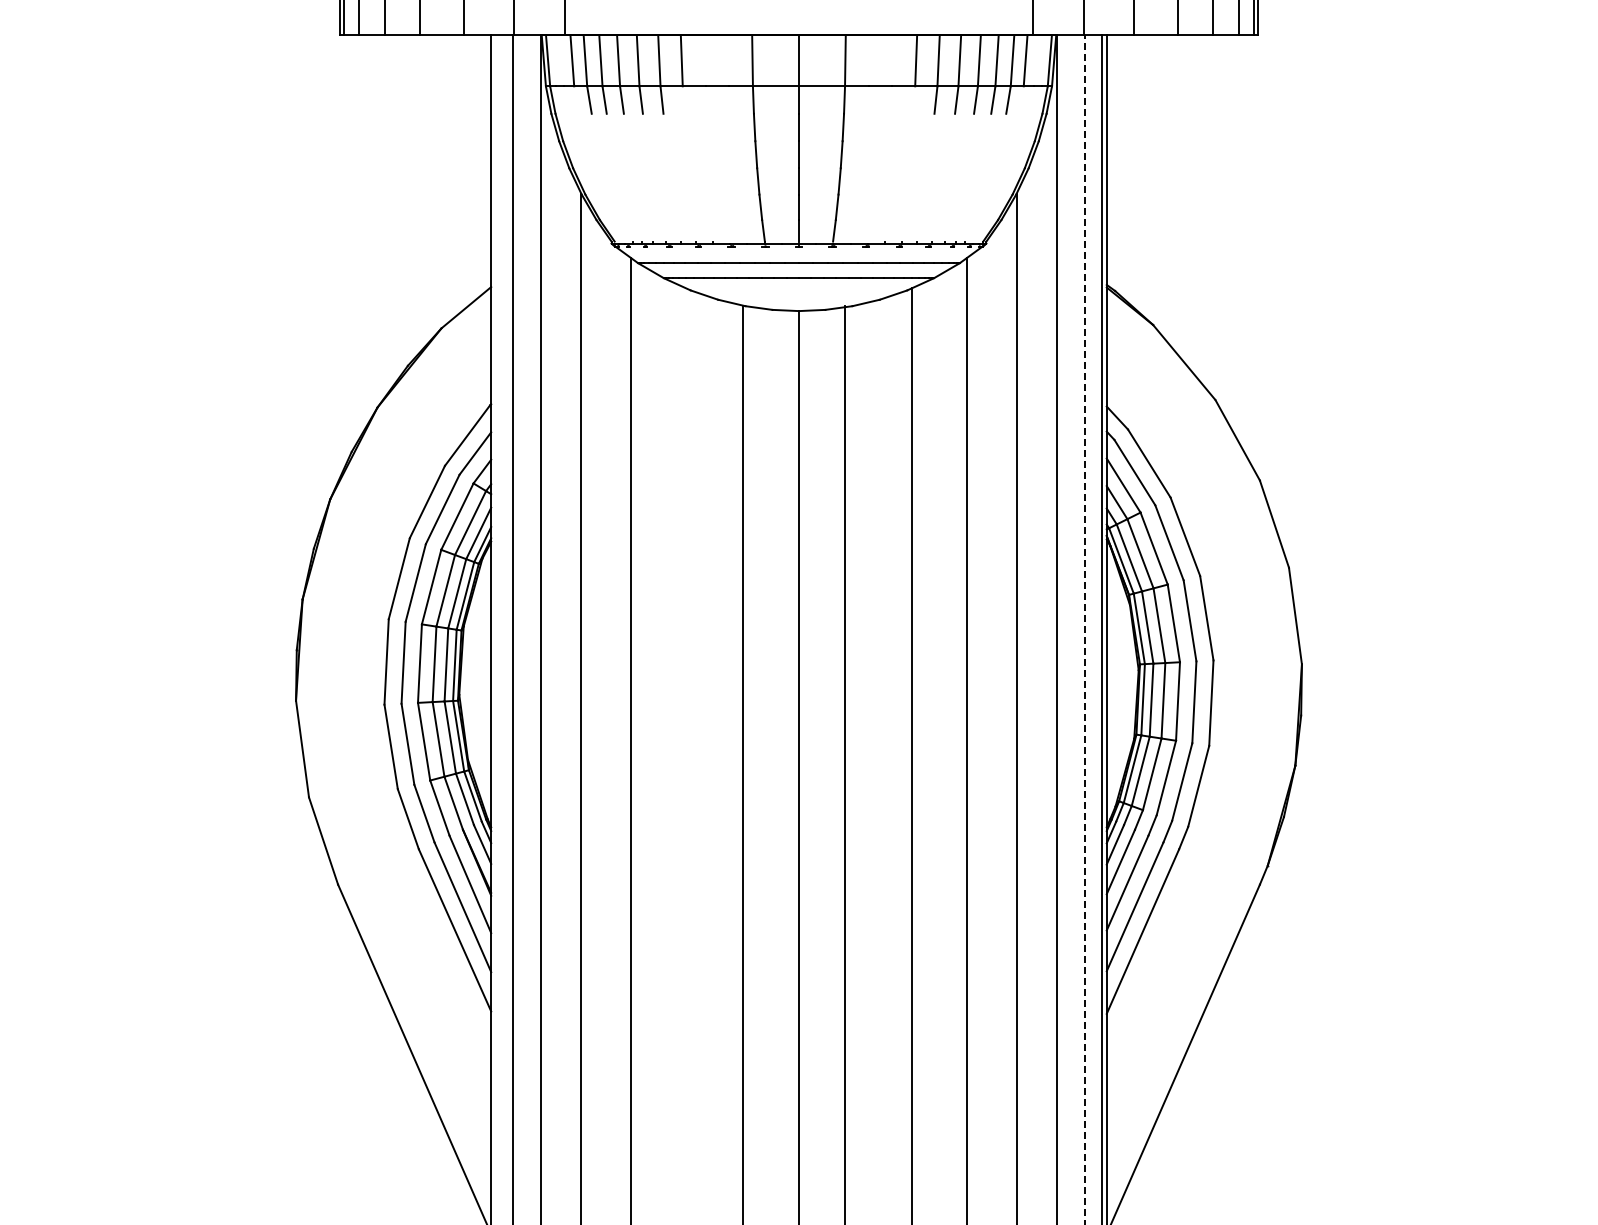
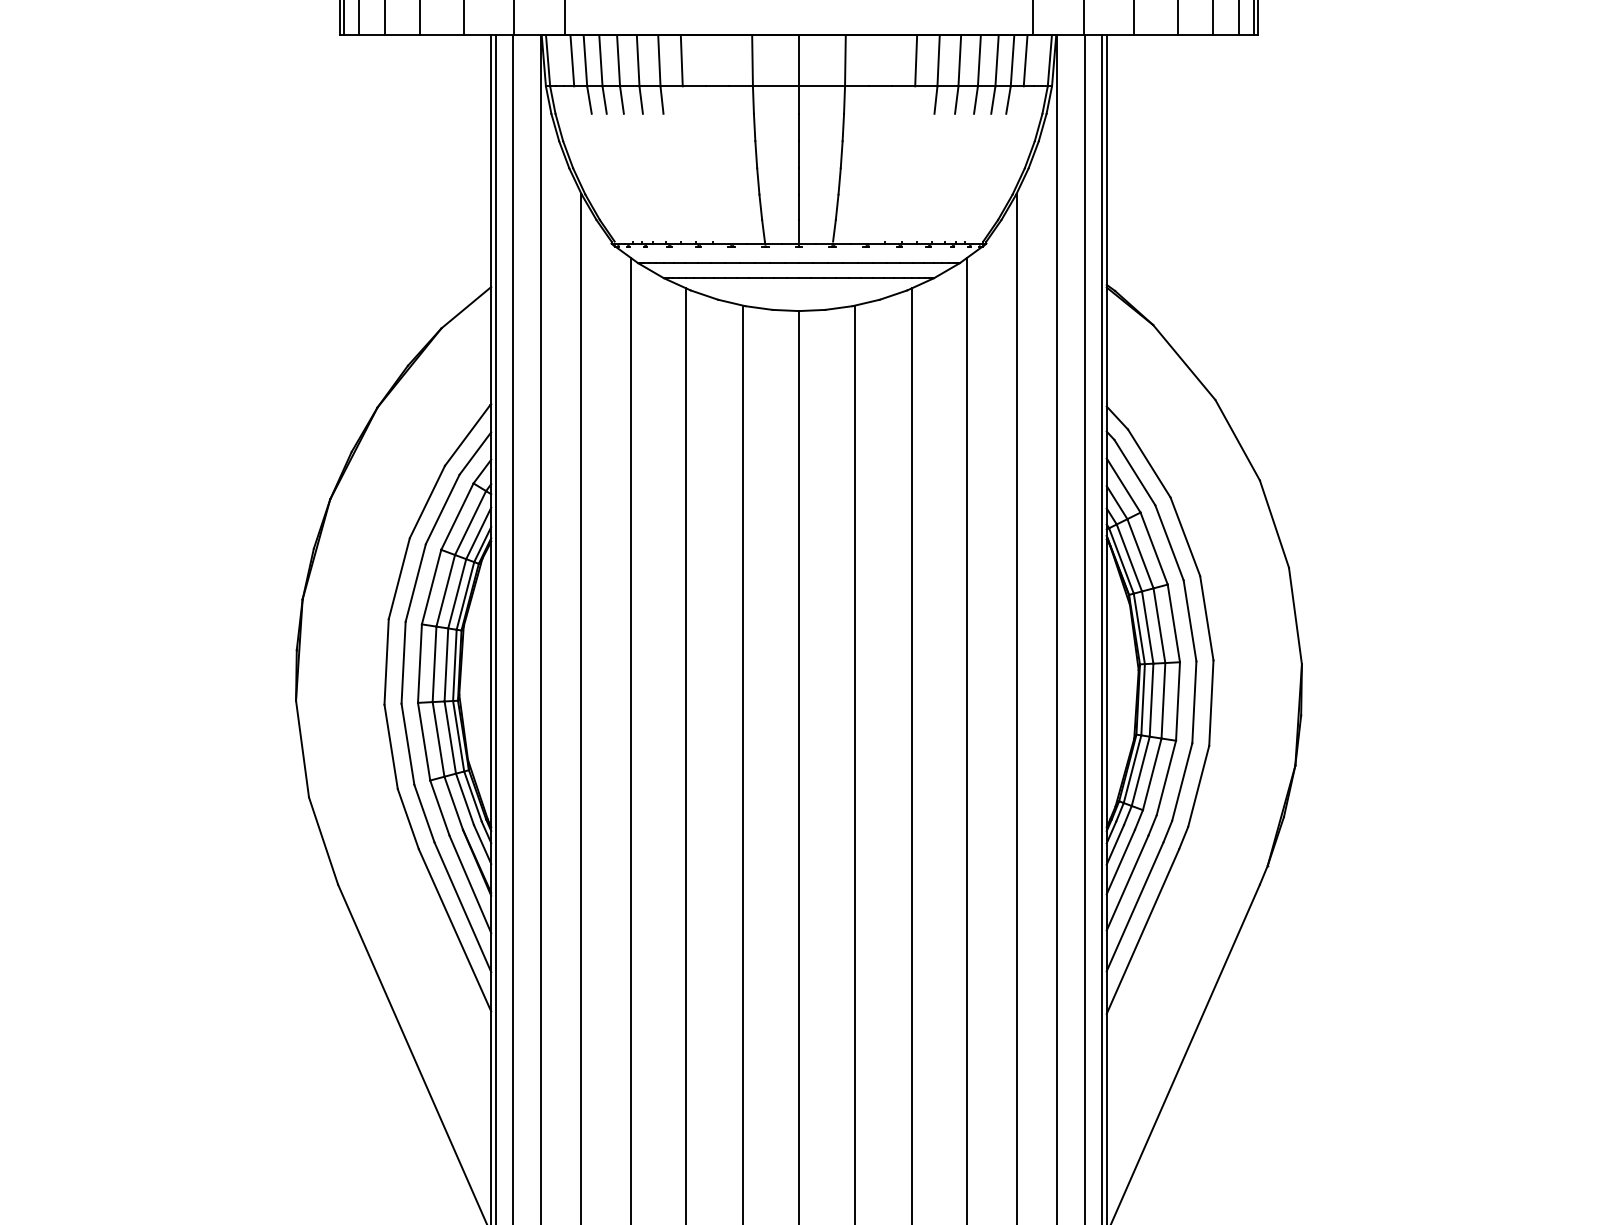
line: none -> present (496, 628)
line: dashed -> solid (1085, 629)
line: none -> present (685, 754)
line position: (845, 763) -> (855, 763) (855, 763)
